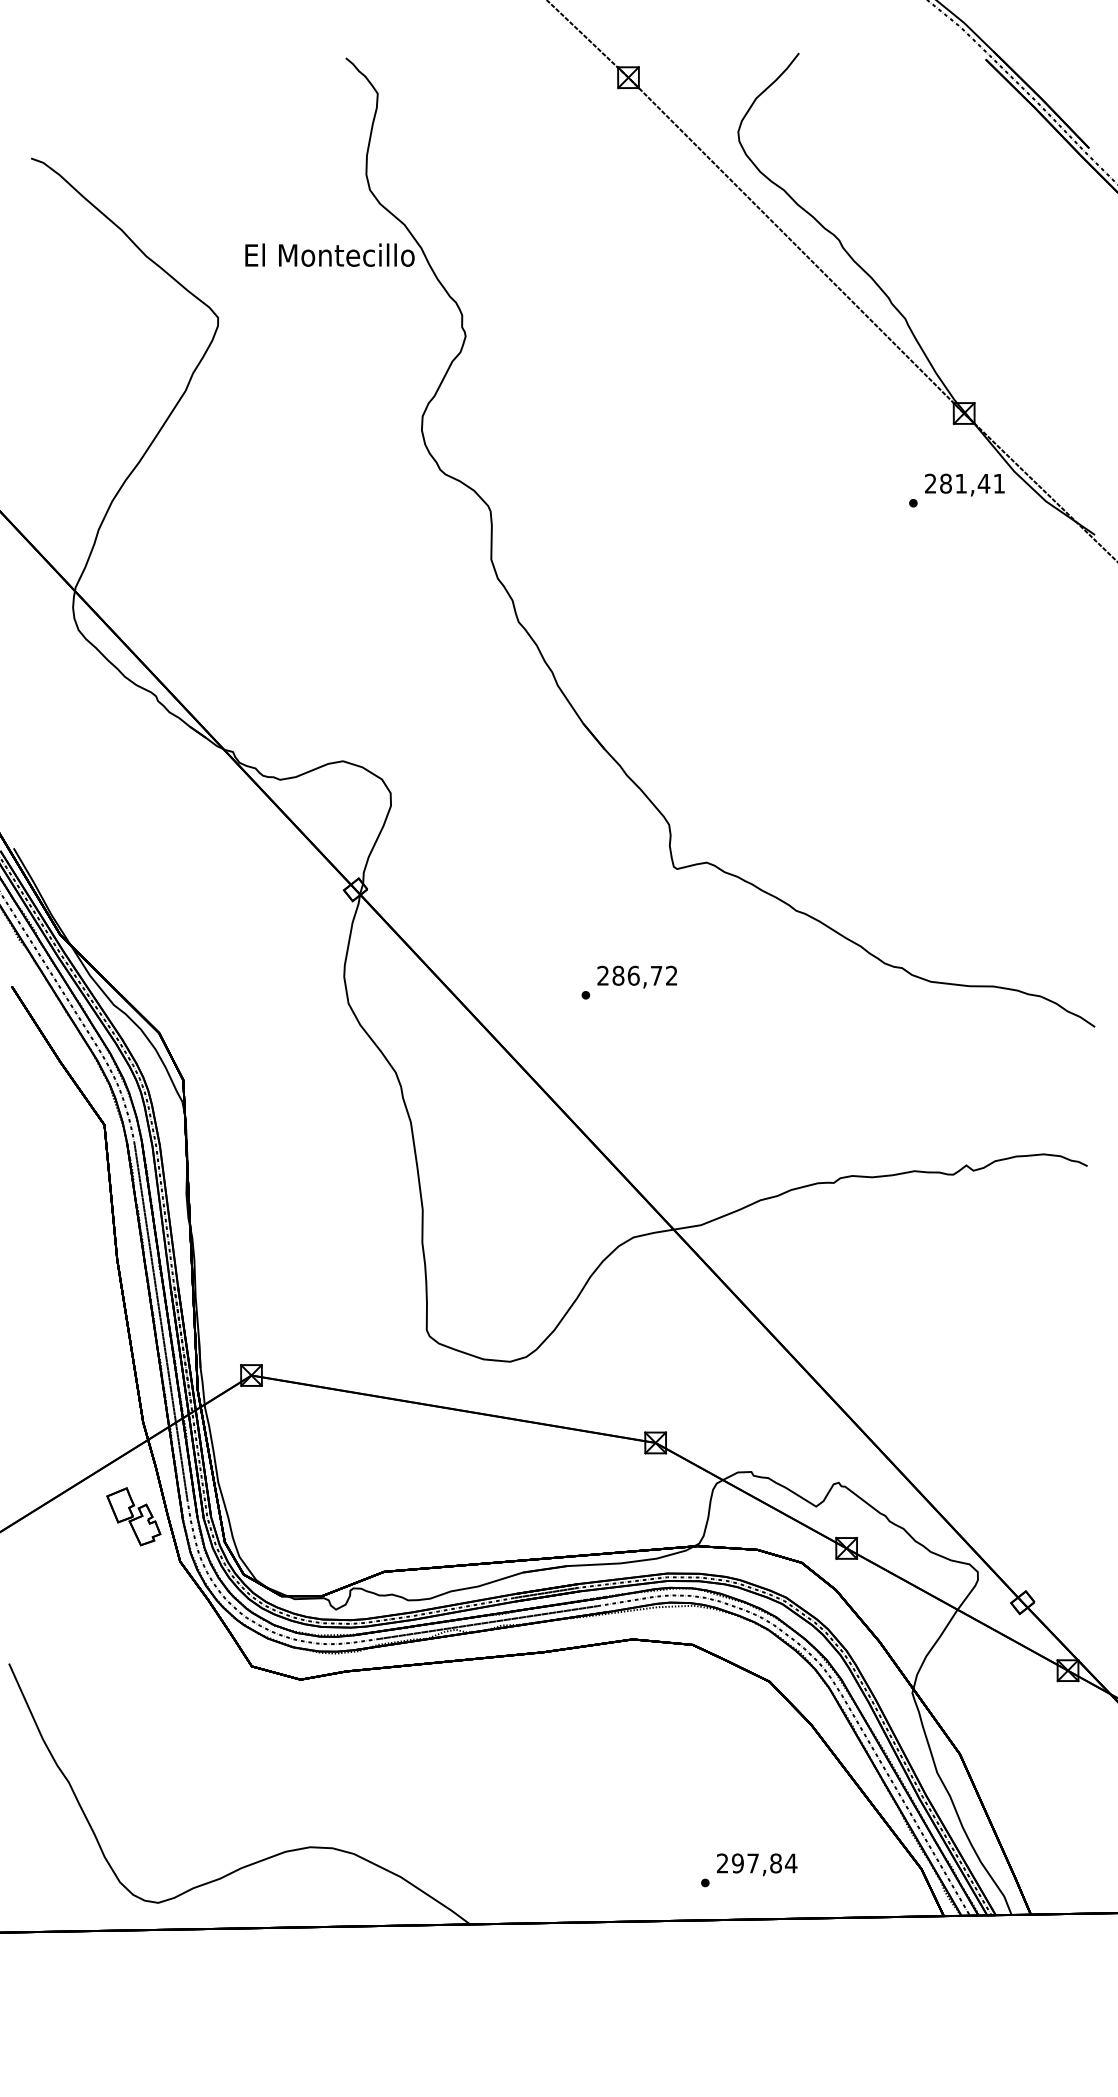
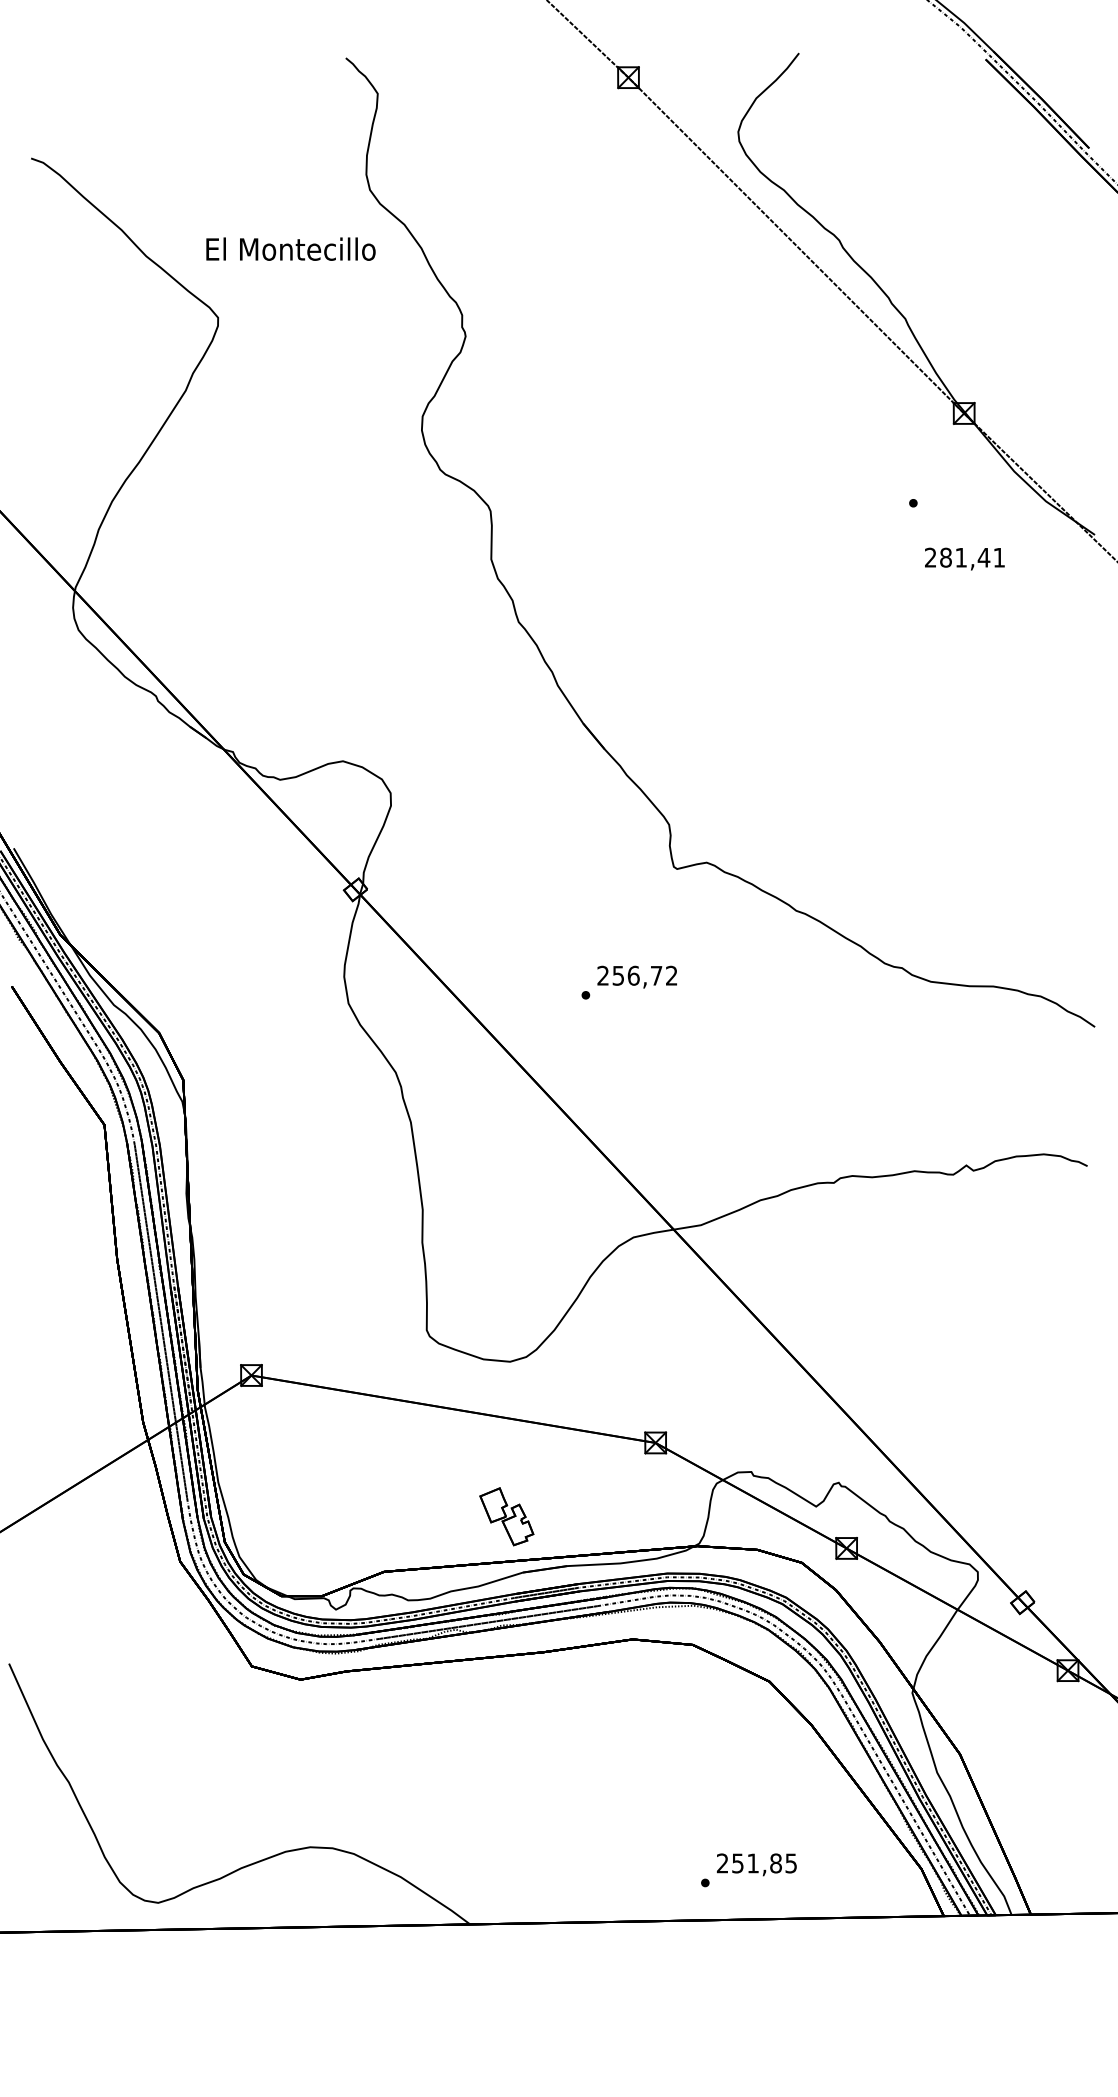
text position: (329, 254) -> (290, 248) (290, 248)
text position: (964, 484) -> (964, 558) (964, 558)
text: 286,72 -> 256,72 (618, 975)
part position: (133, 1516) -> (506, 1516) (506, 1516)
text: 297,84 -> 251,85 (764, 1863)
